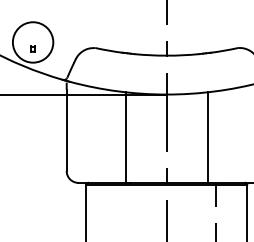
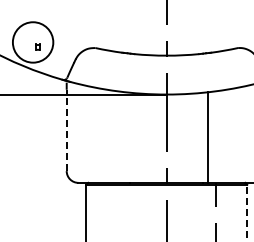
part position: (32, 48) -> (37, 46) (37, 46)
line: solid -> dashed (66, 130)
line: present -> none (126, 137)
line: solid -> dashed (247, 212)
